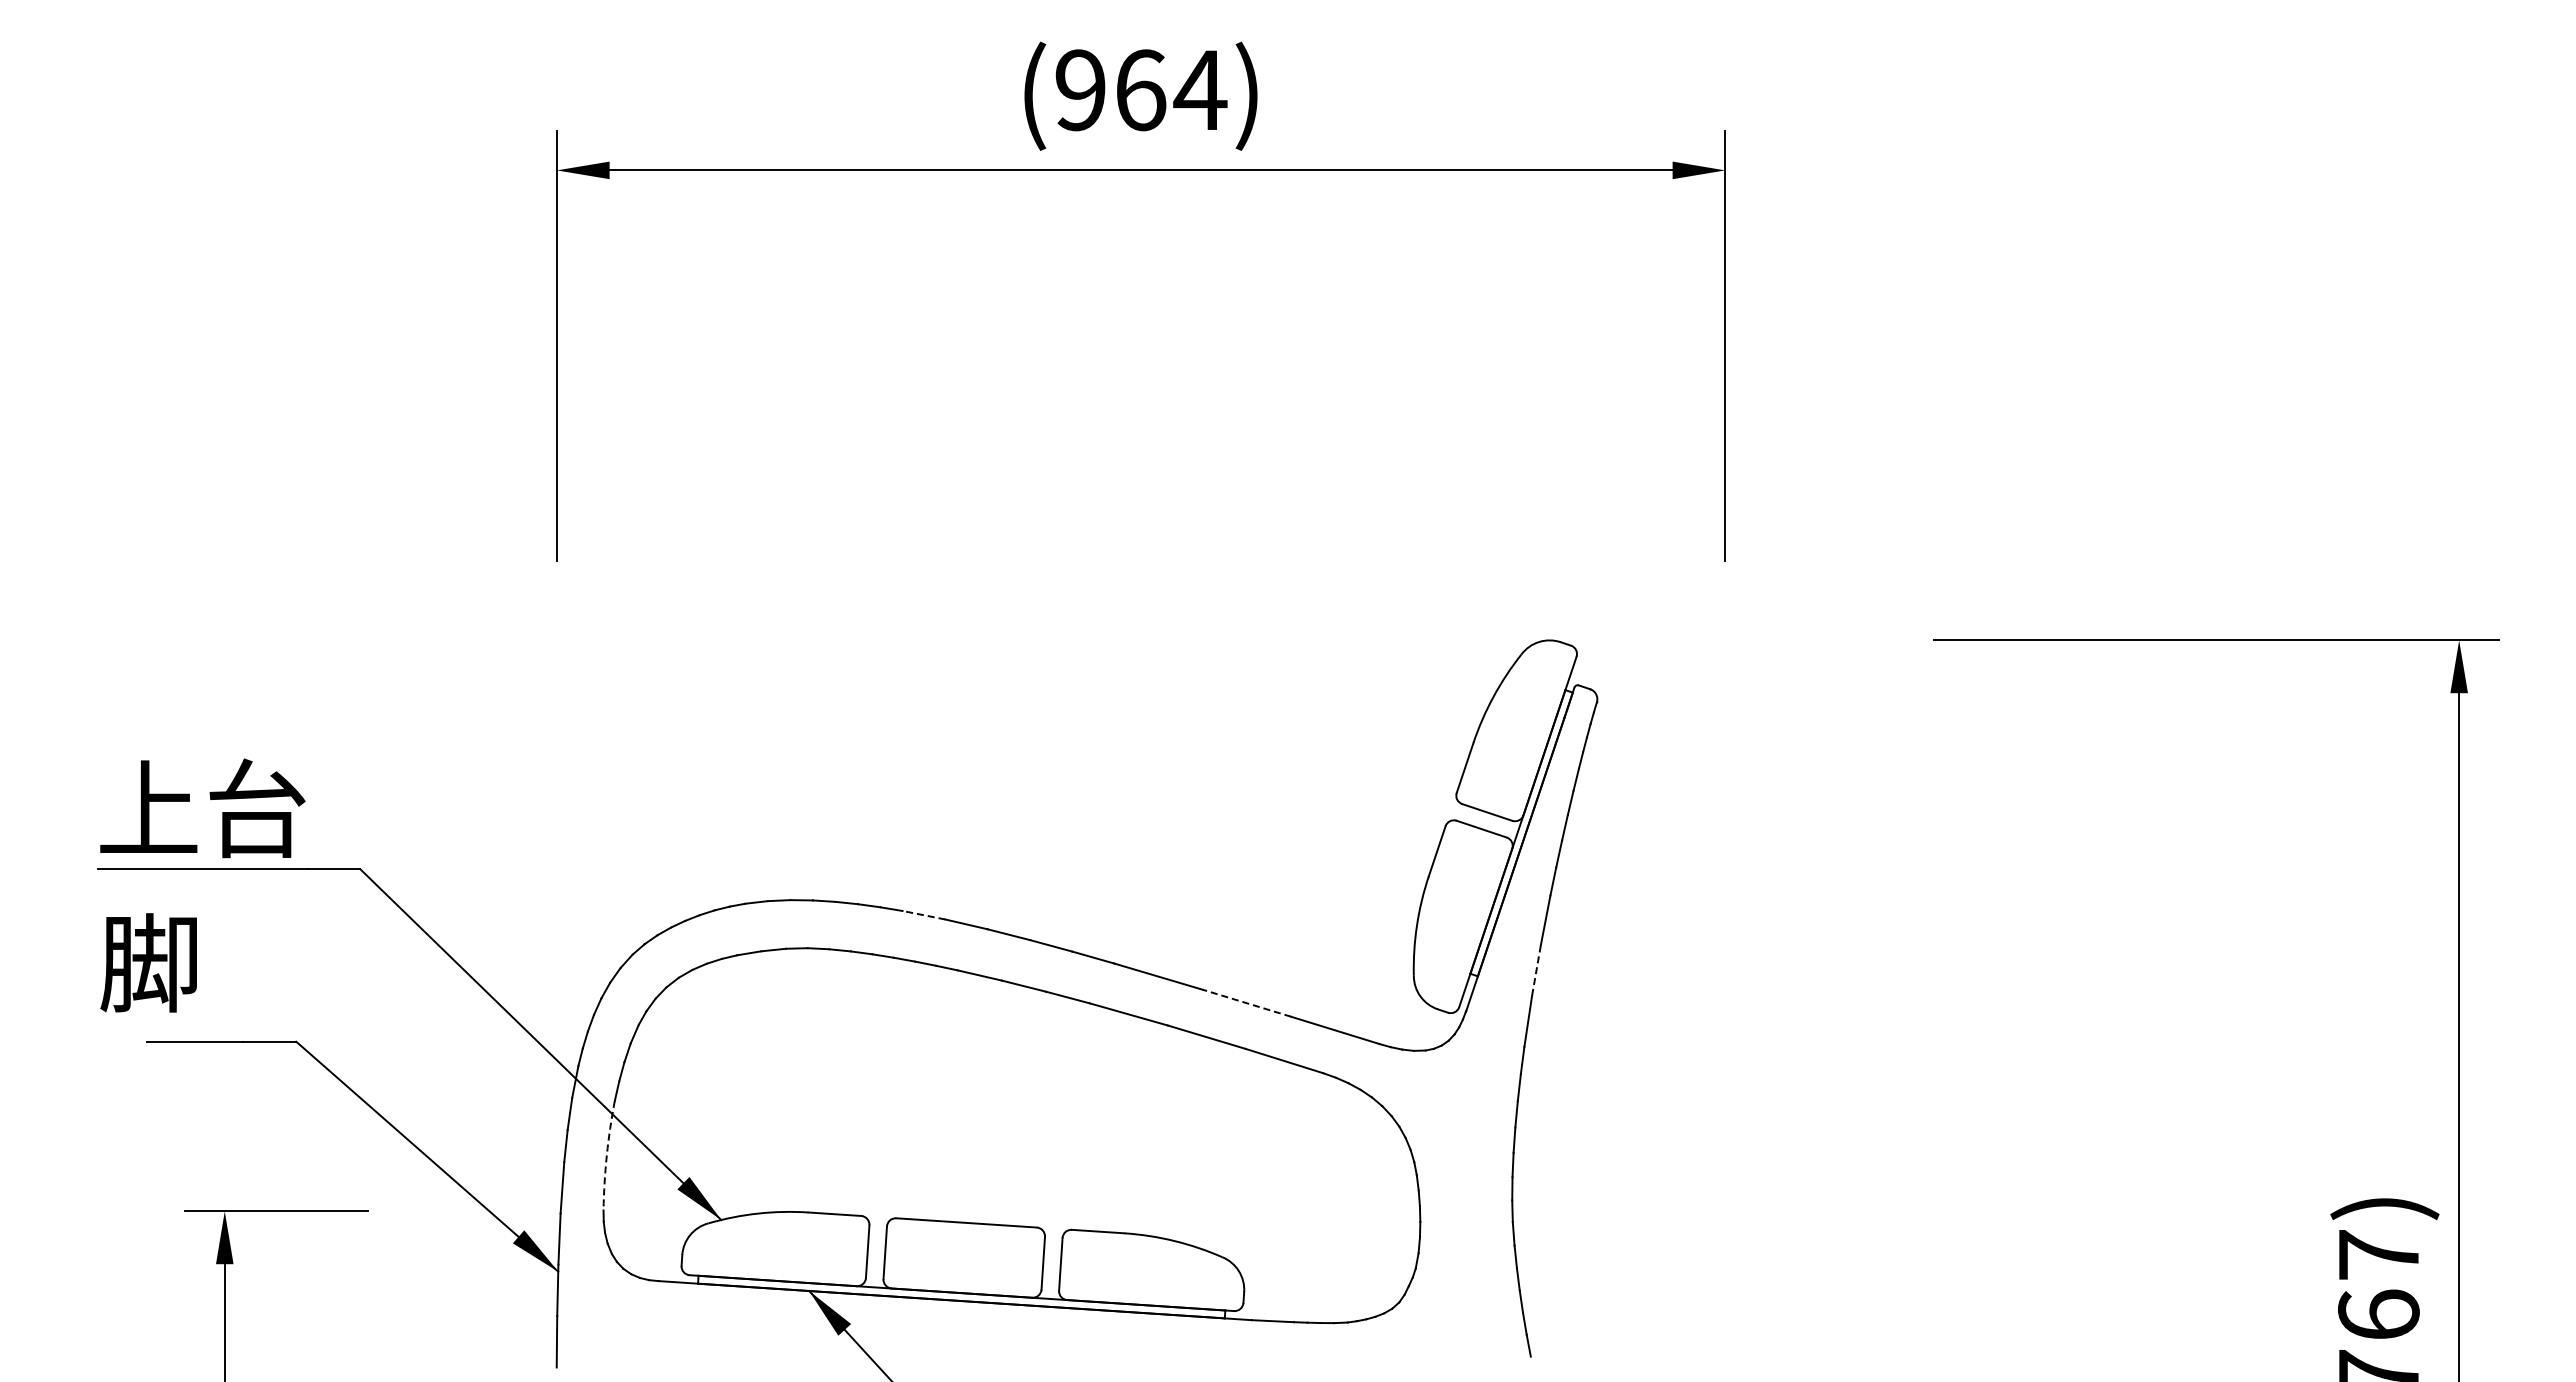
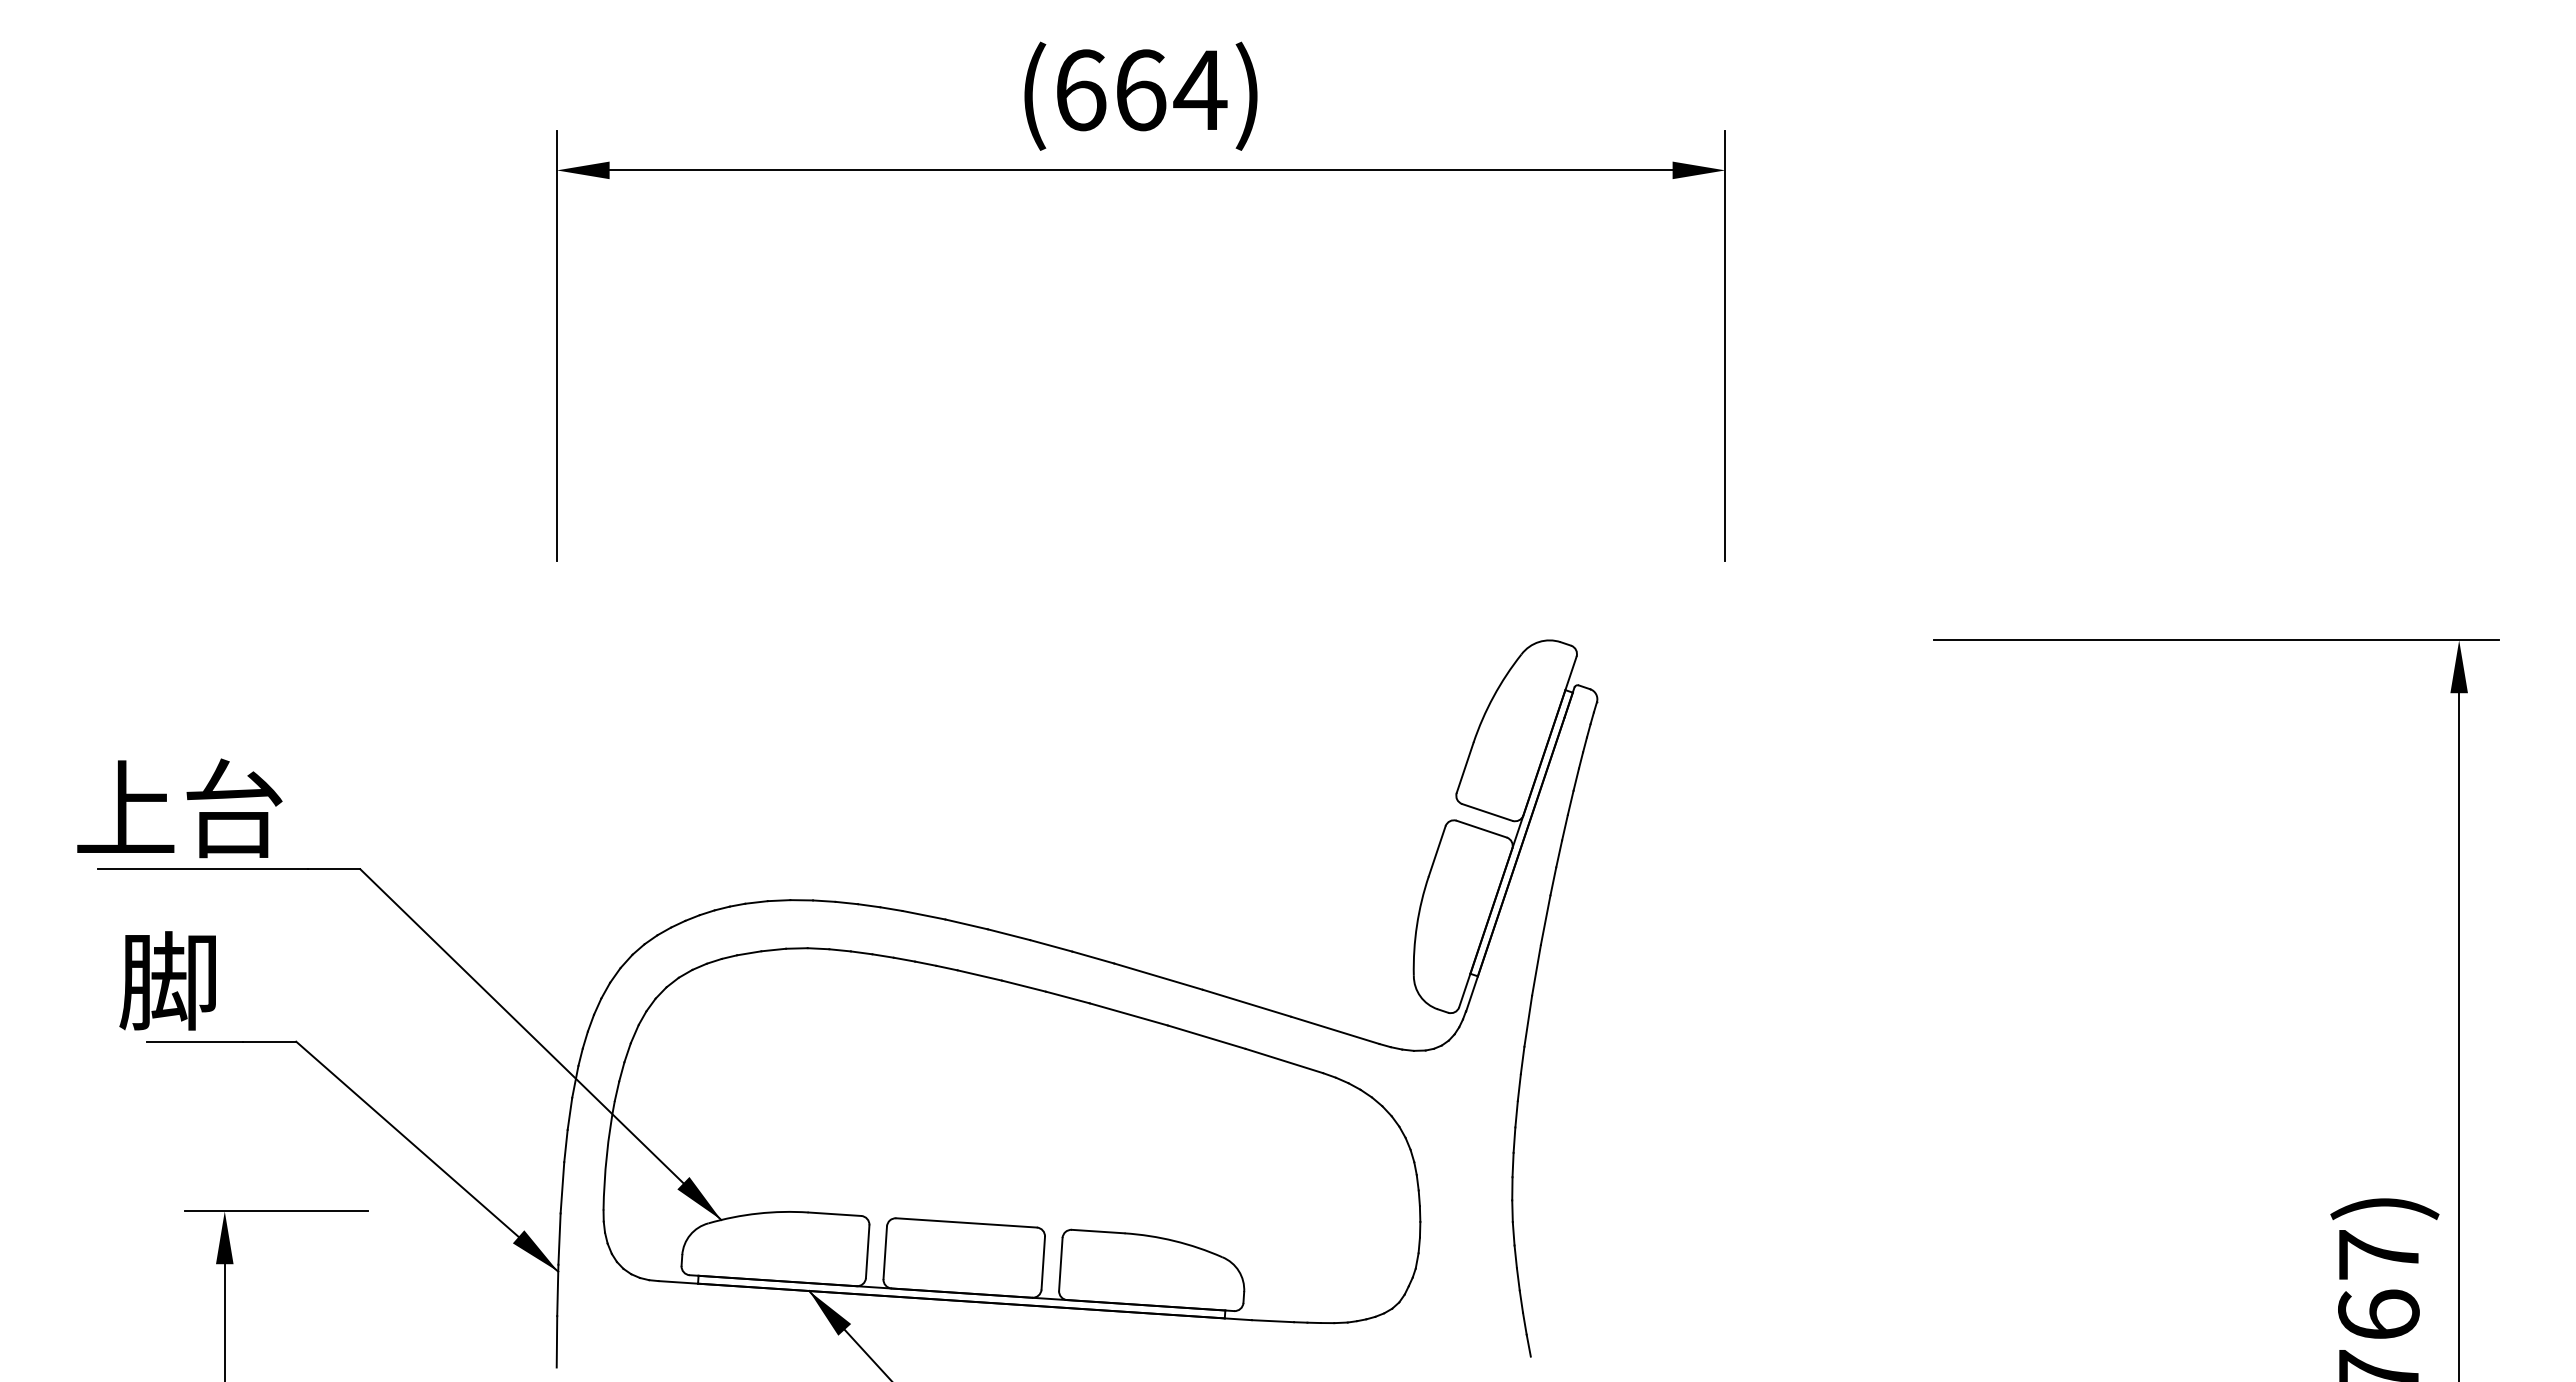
text: (964) -> (664) (1080, 90)
text position: (202, 808) -> (179, 808) (179, 808)
line: dashed -> solid (923, 915)
text position: (148, 962) -> (167, 980) (167, 980)
line: dashed -> solid (1536, 970)
line: dashed -> solid (1246, 1003)
arc: dashed -> solid (606, 1155)
